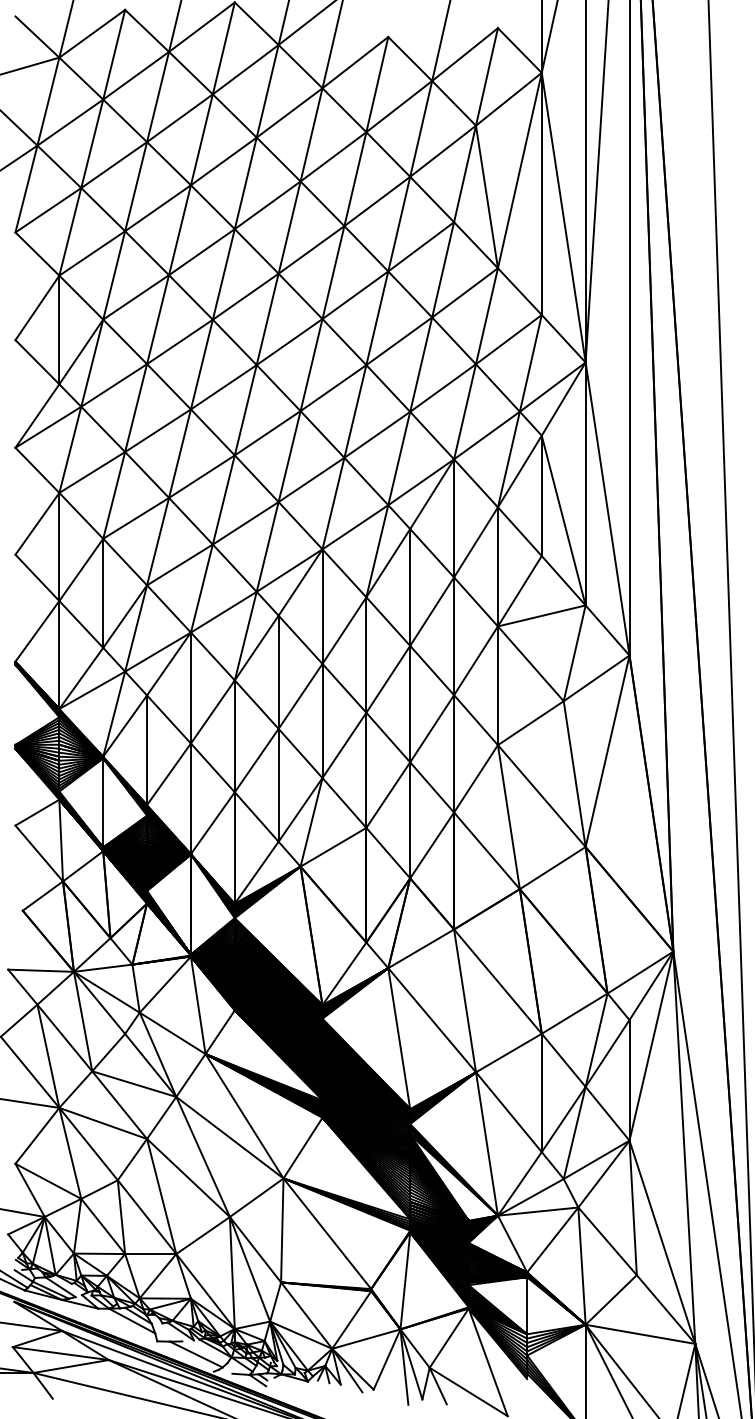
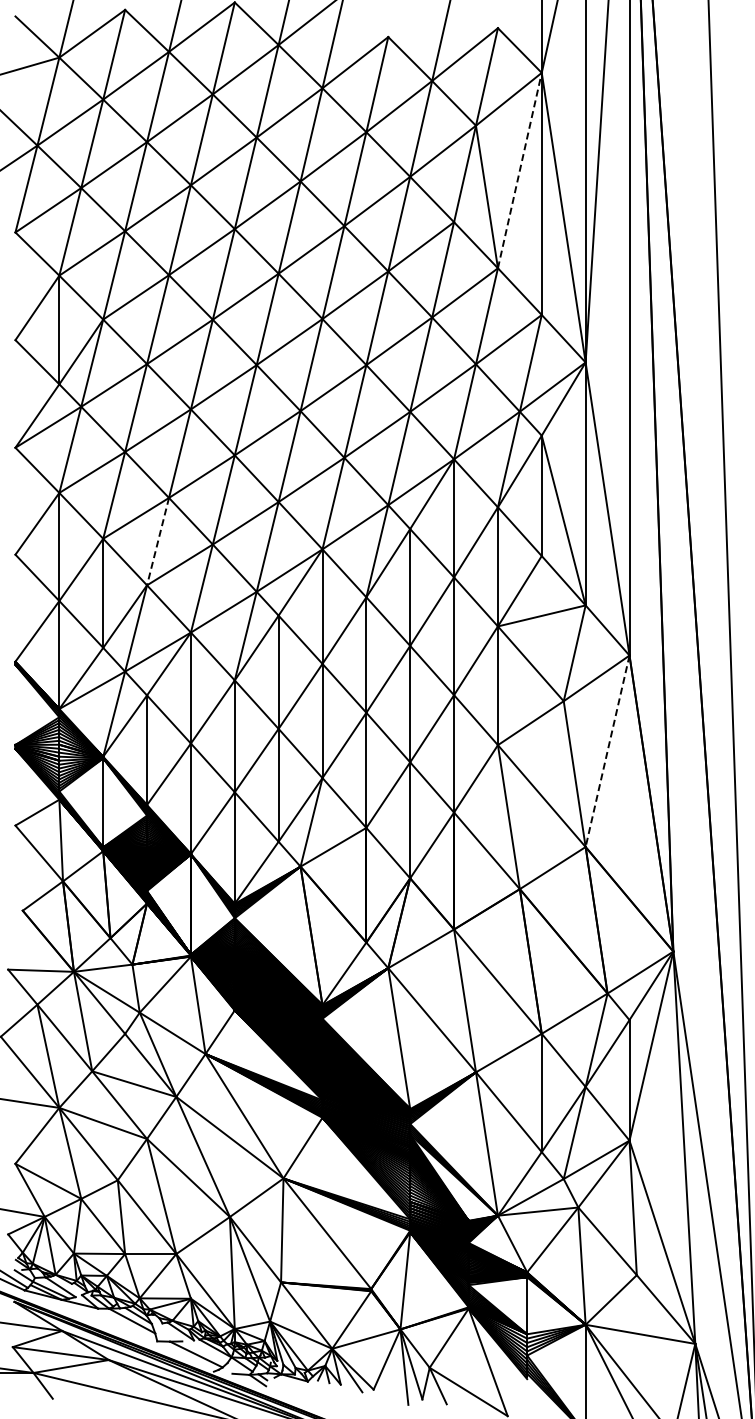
line: solid -> dashed (519, 170)
line: solid -> dashed (157, 542)
line: solid -> dashed (607, 751)
